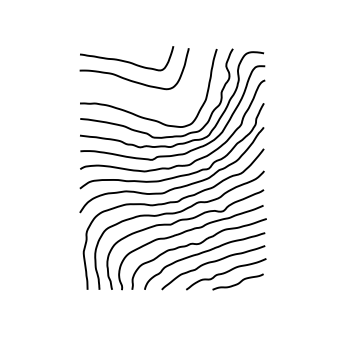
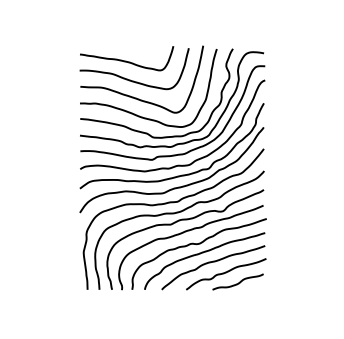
curve: none -> present (136, 97)
